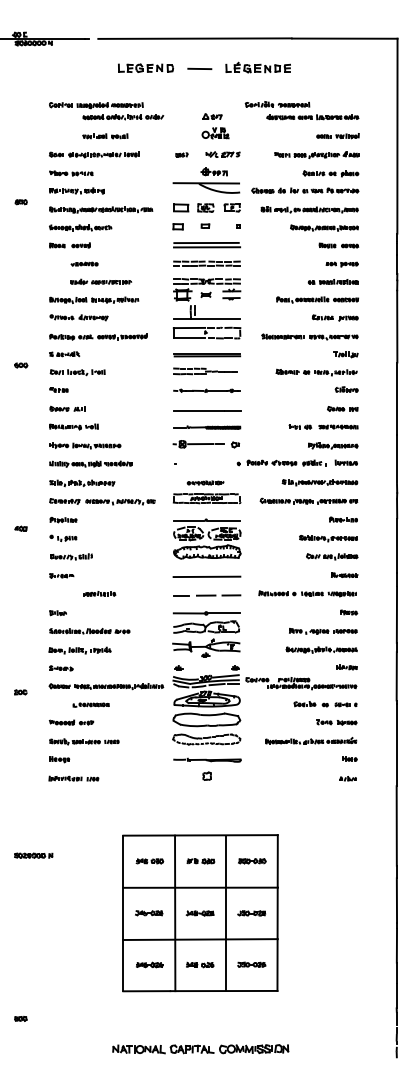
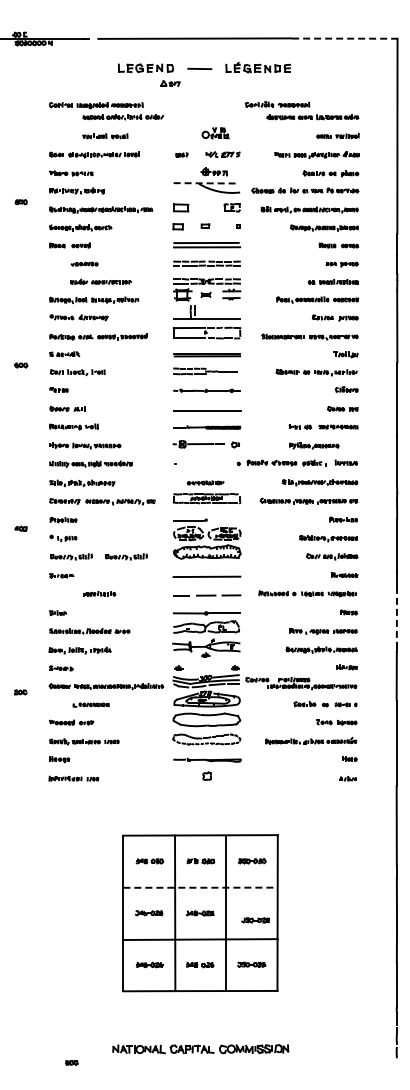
line: solid -> dashed (344, 38)
part position: (212, 116) -> (170, 83) (170, 83)
line: solid -> dashed (206, 183)
part: present -> none (205, 207)
part position: (333, 445) -> (314, 445) (314, 445)
line: present -> none (223, 520)
part: none -> present (126, 556)
line: solid -> dashed (396, 614)
part: present -> none (33, 855)
line: solid -> dashed (201, 887)
part position: (251, 913) -> (255, 920) (255, 920)
part position: (20, 1018) -> (71, 1062) (71, 1062)
